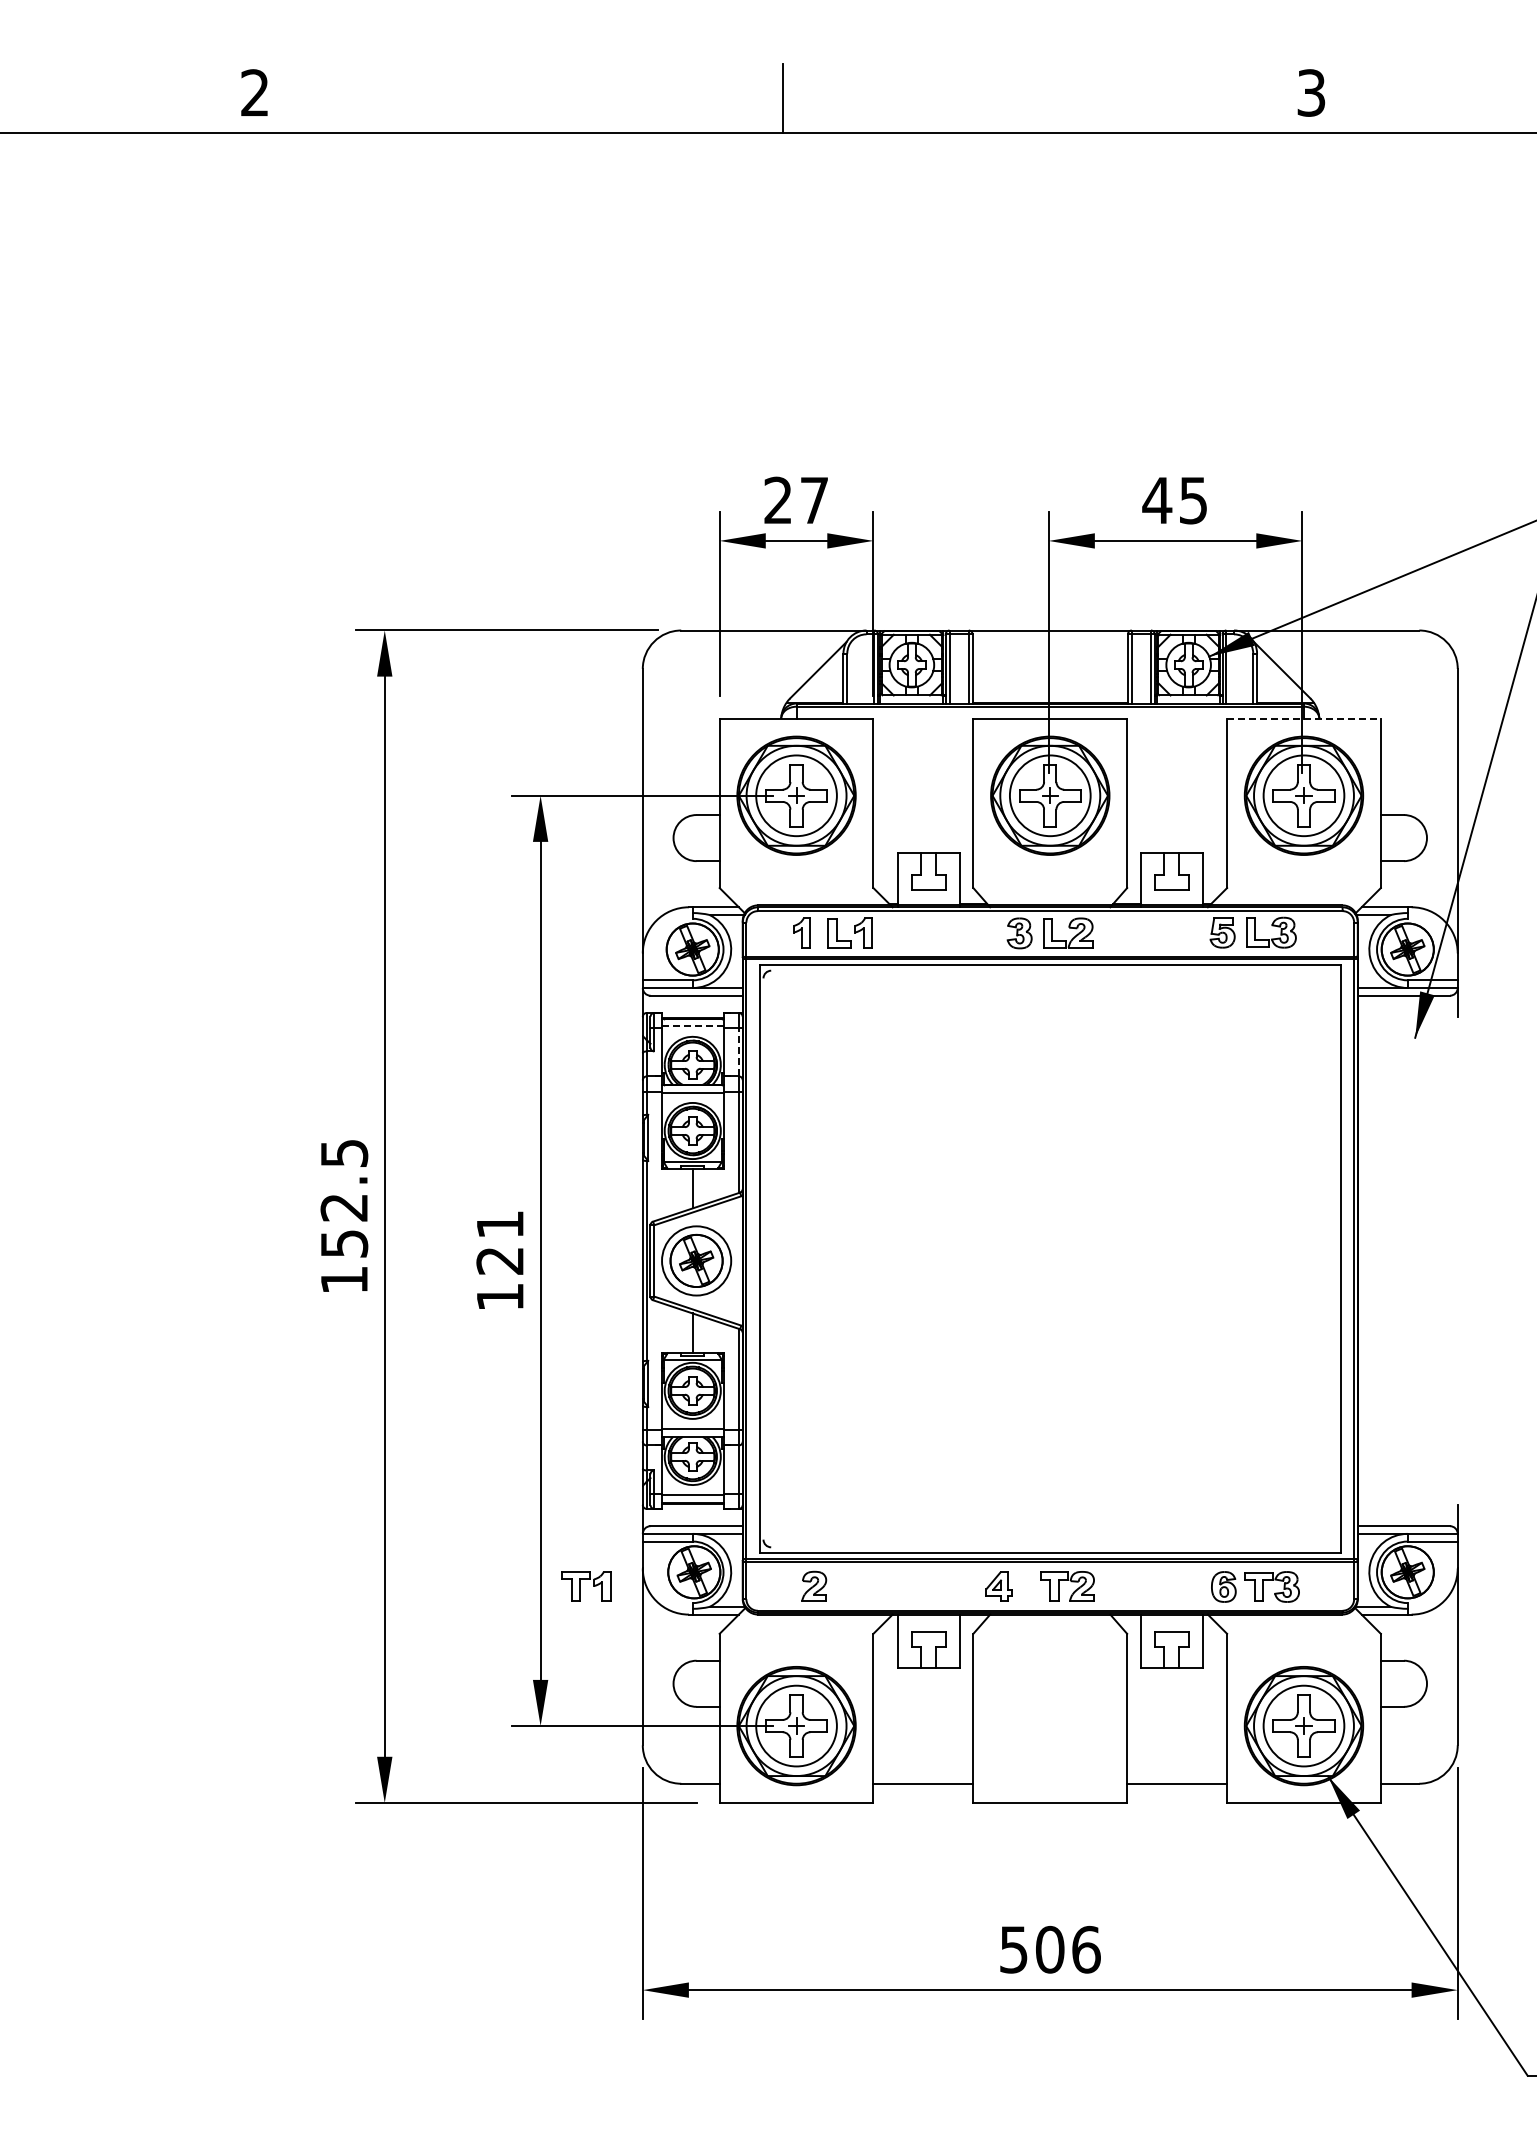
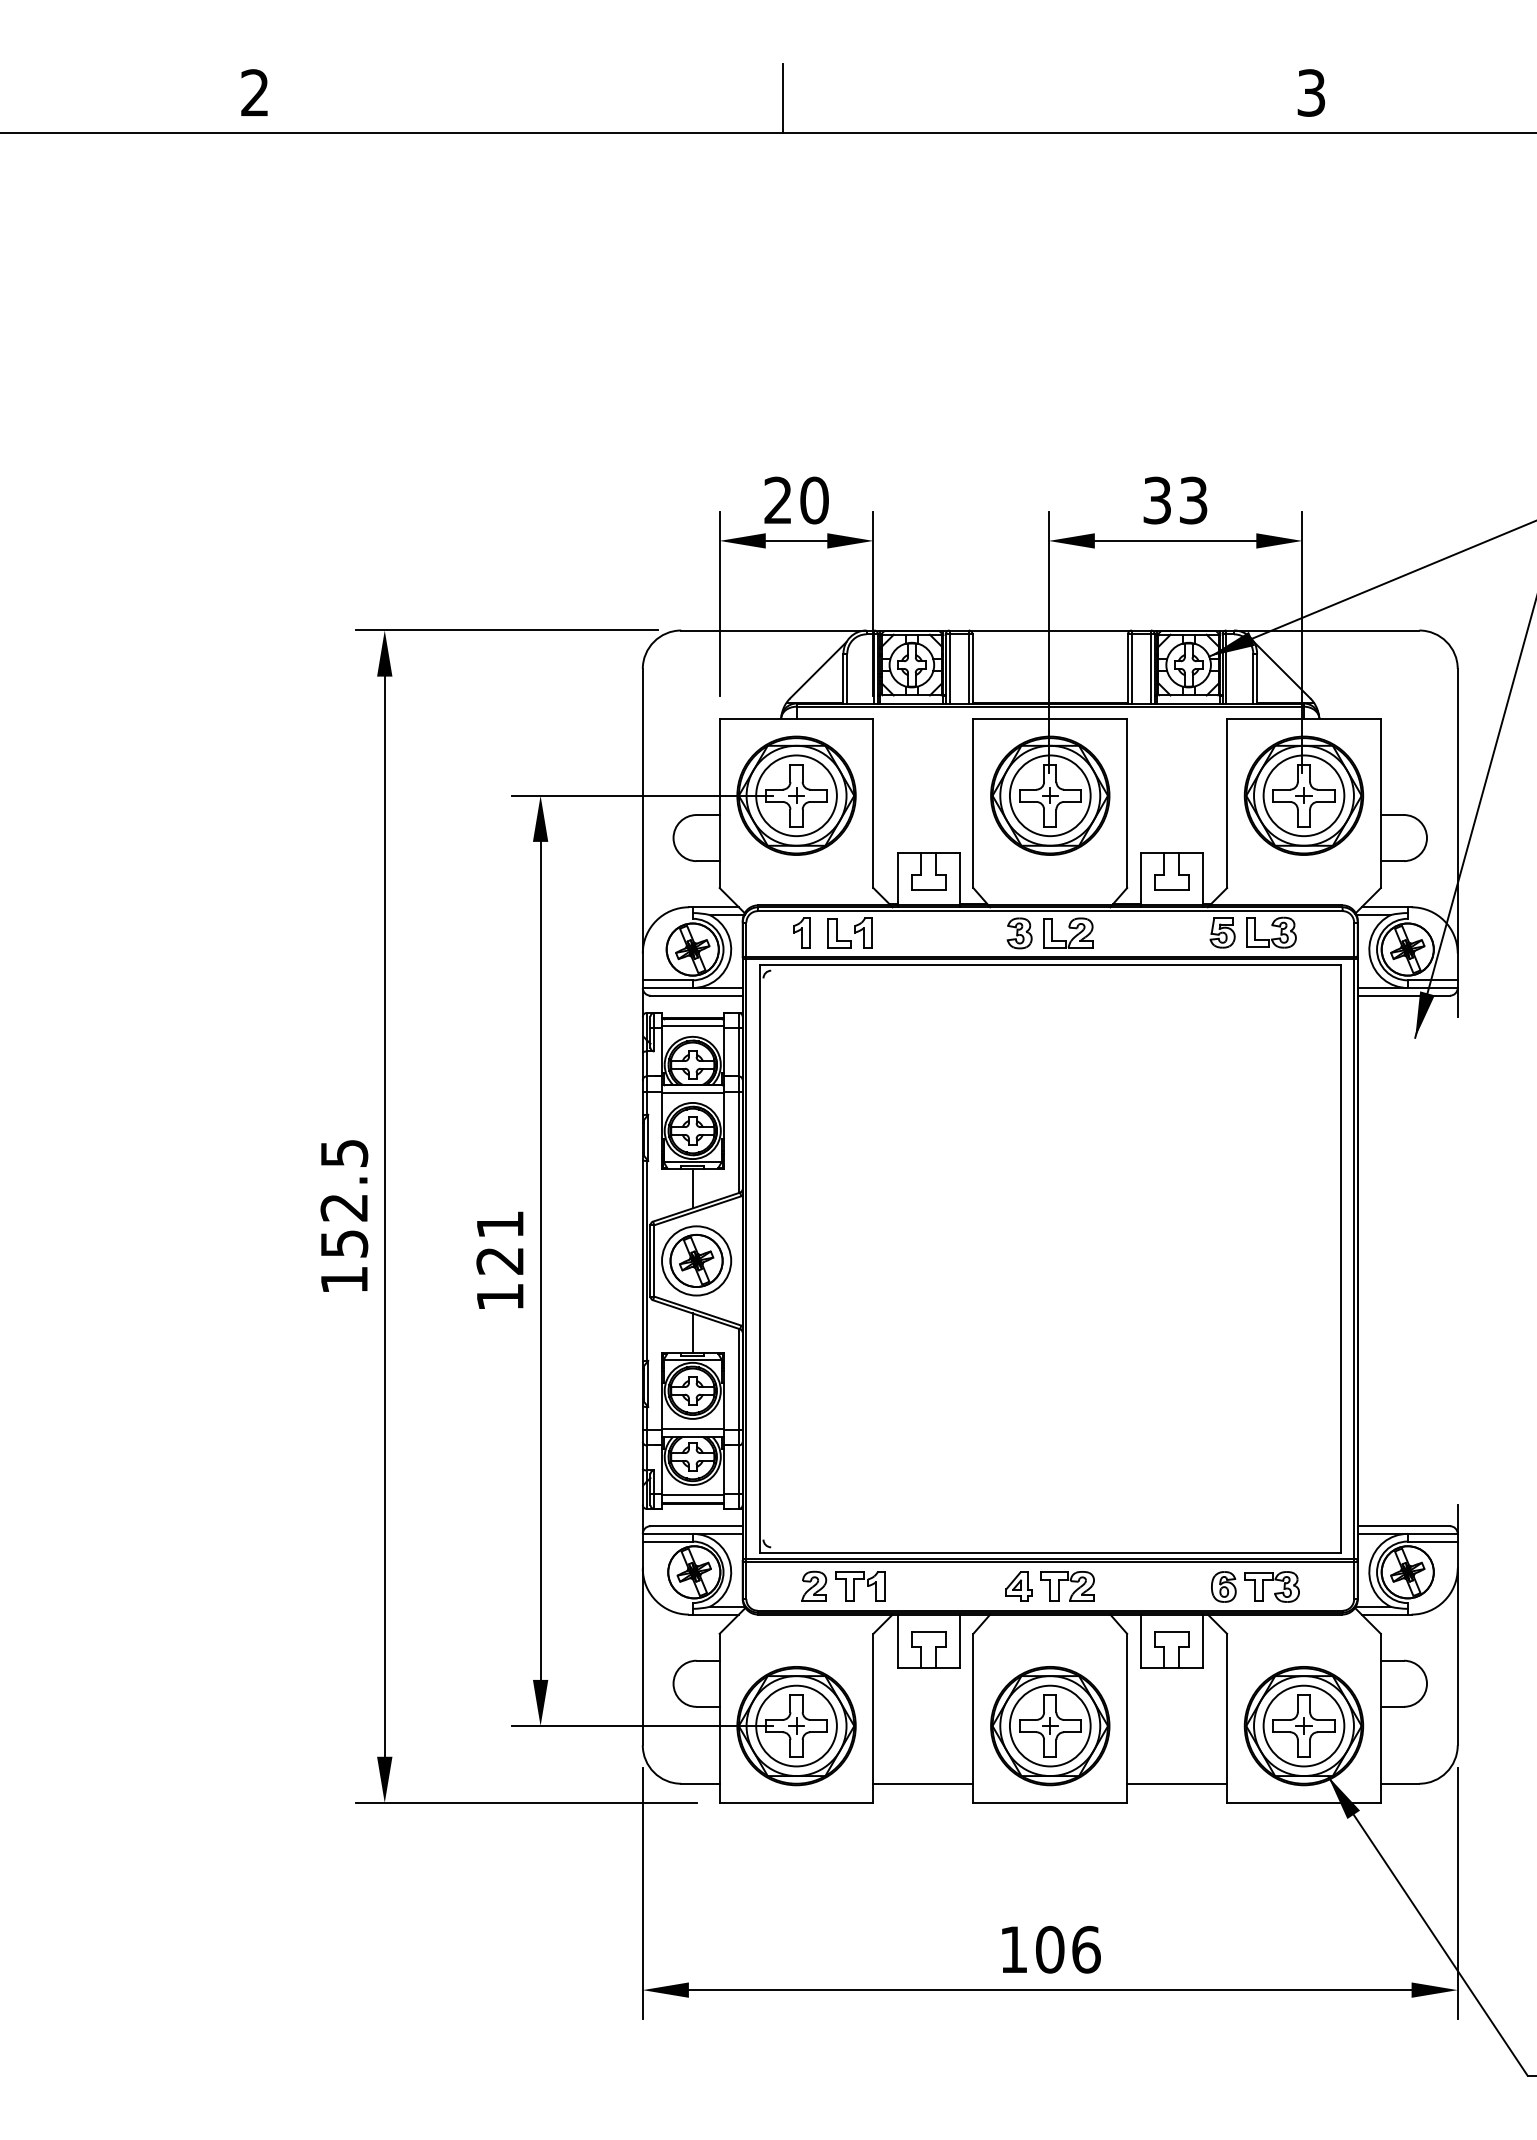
text: 27 -> 20 (814, 500)
text: 45 -> 33 (1174, 500)
line: dashed -> solid (1303, 718)
line: dashed -> solid (692, 1026)
line: dashed -> solid (738, 1051)
part position: (586, 1586) -> (860, 1586) (860, 1586)
part position: (998, 1586) -> (1018, 1586) (1018, 1586)
part: none -> present (1050, 1726)
text: 506 -> 106 (1013, 1949)
